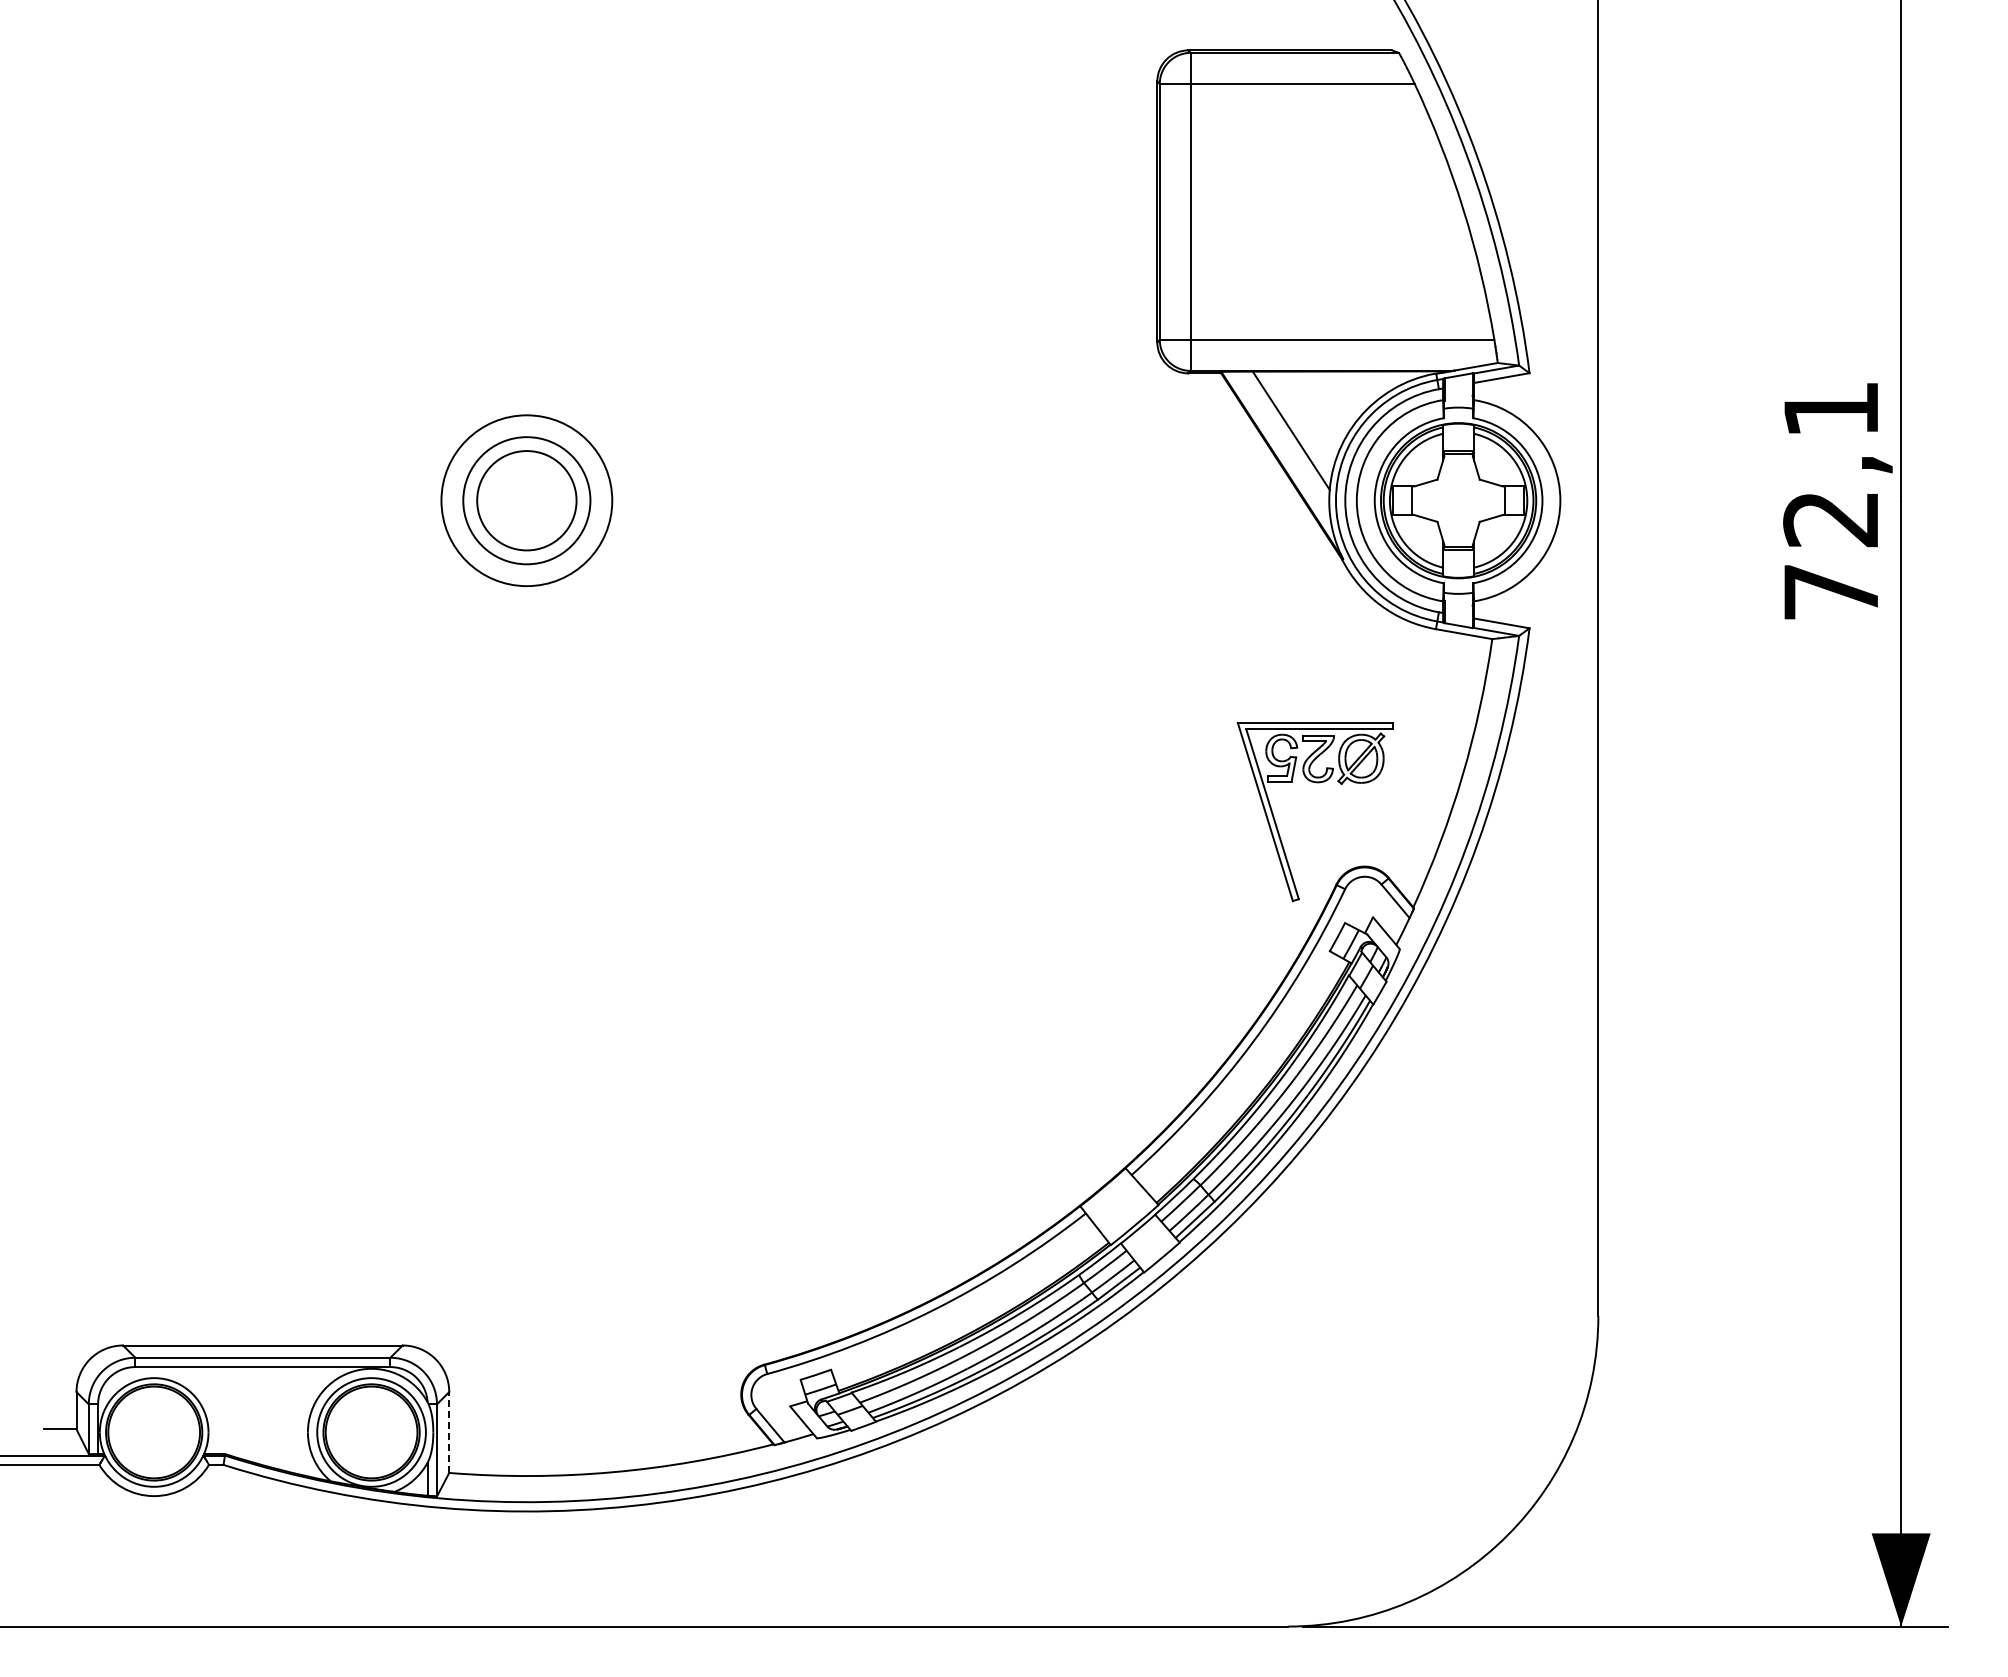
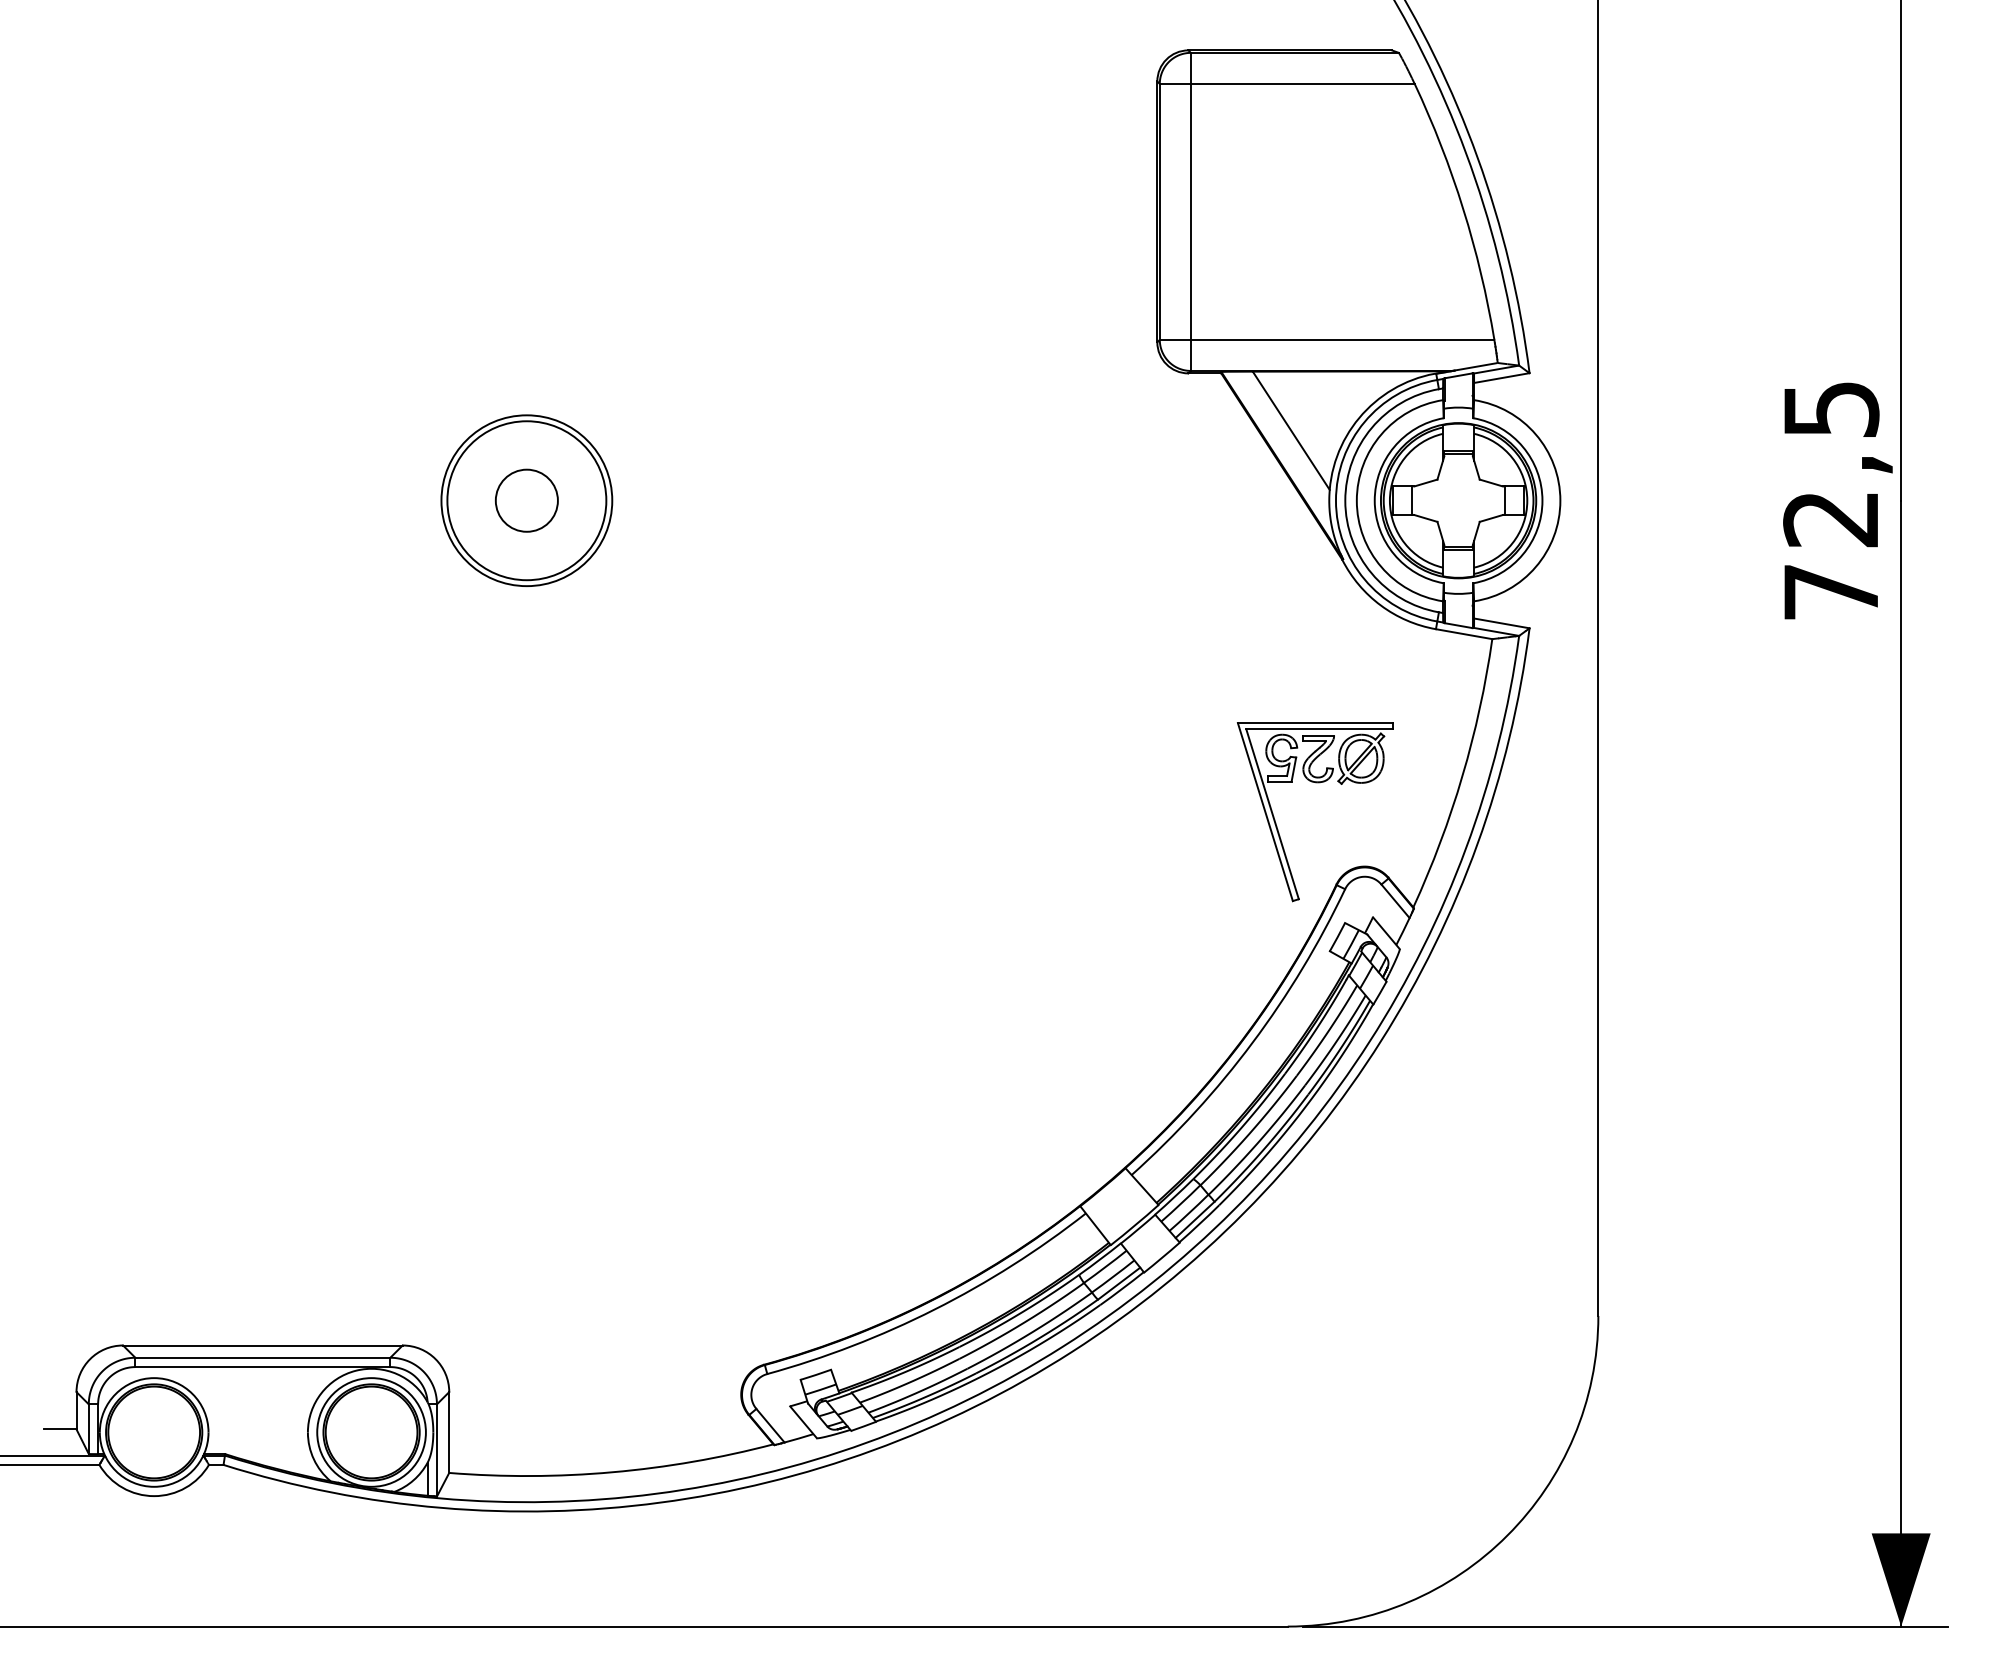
text: 72,1 -> 72,5 (1831, 409)
circle diameter: 127 px -> 159 px (526, 500)
circle diameter: 99 px -> 62 px (526, 500)
line: dashed -> solid (449, 1432)
